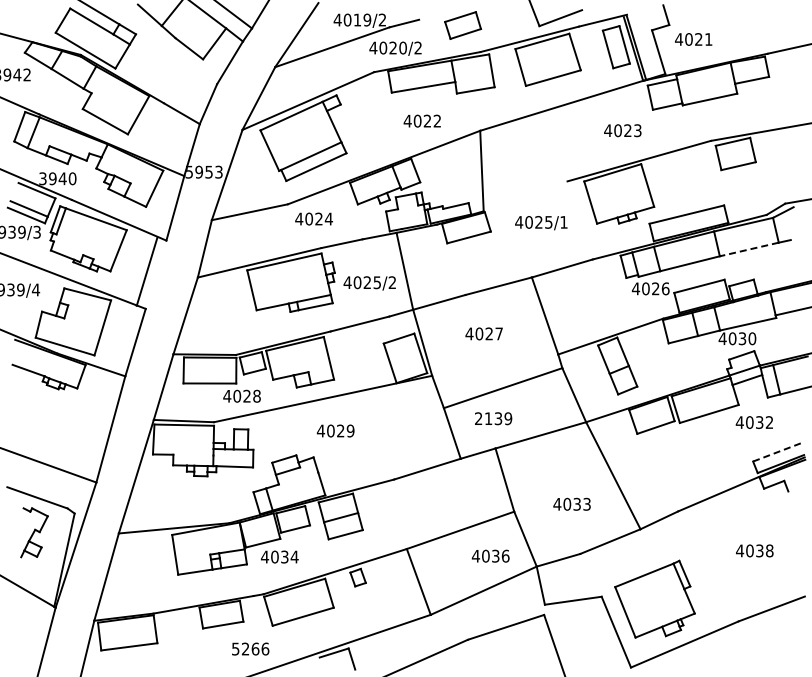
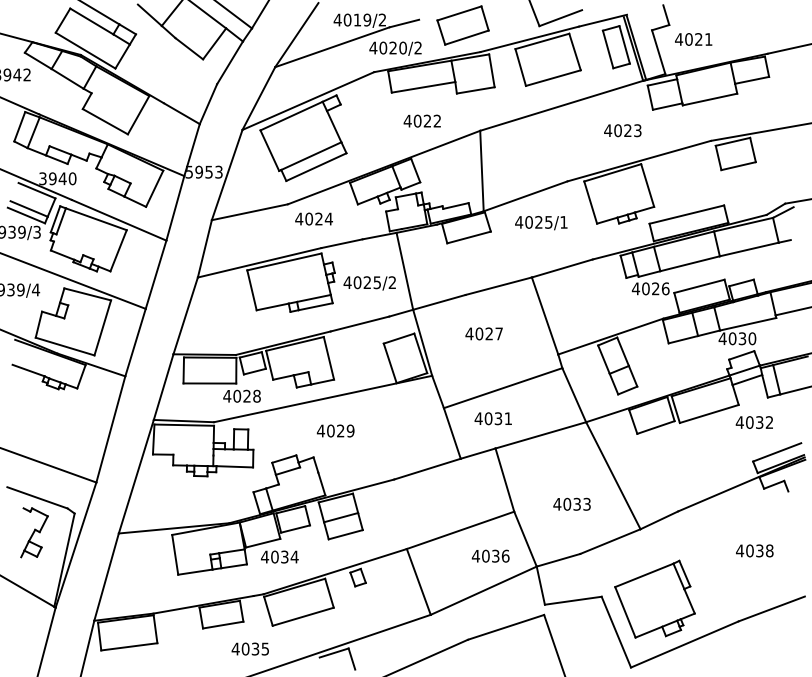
part size: 39x29 px -> 54x41 px (462, 25)
line: none -> present (525, 196)
line: dashed -> solid (748, 249)
line position: (146, 271) -> (155, 274) (155, 274)
text: 2139 -> 4031 (493, 418)
line: dashed -> solid (777, 452)
text: 5266 -> 4035 (250, 648)
